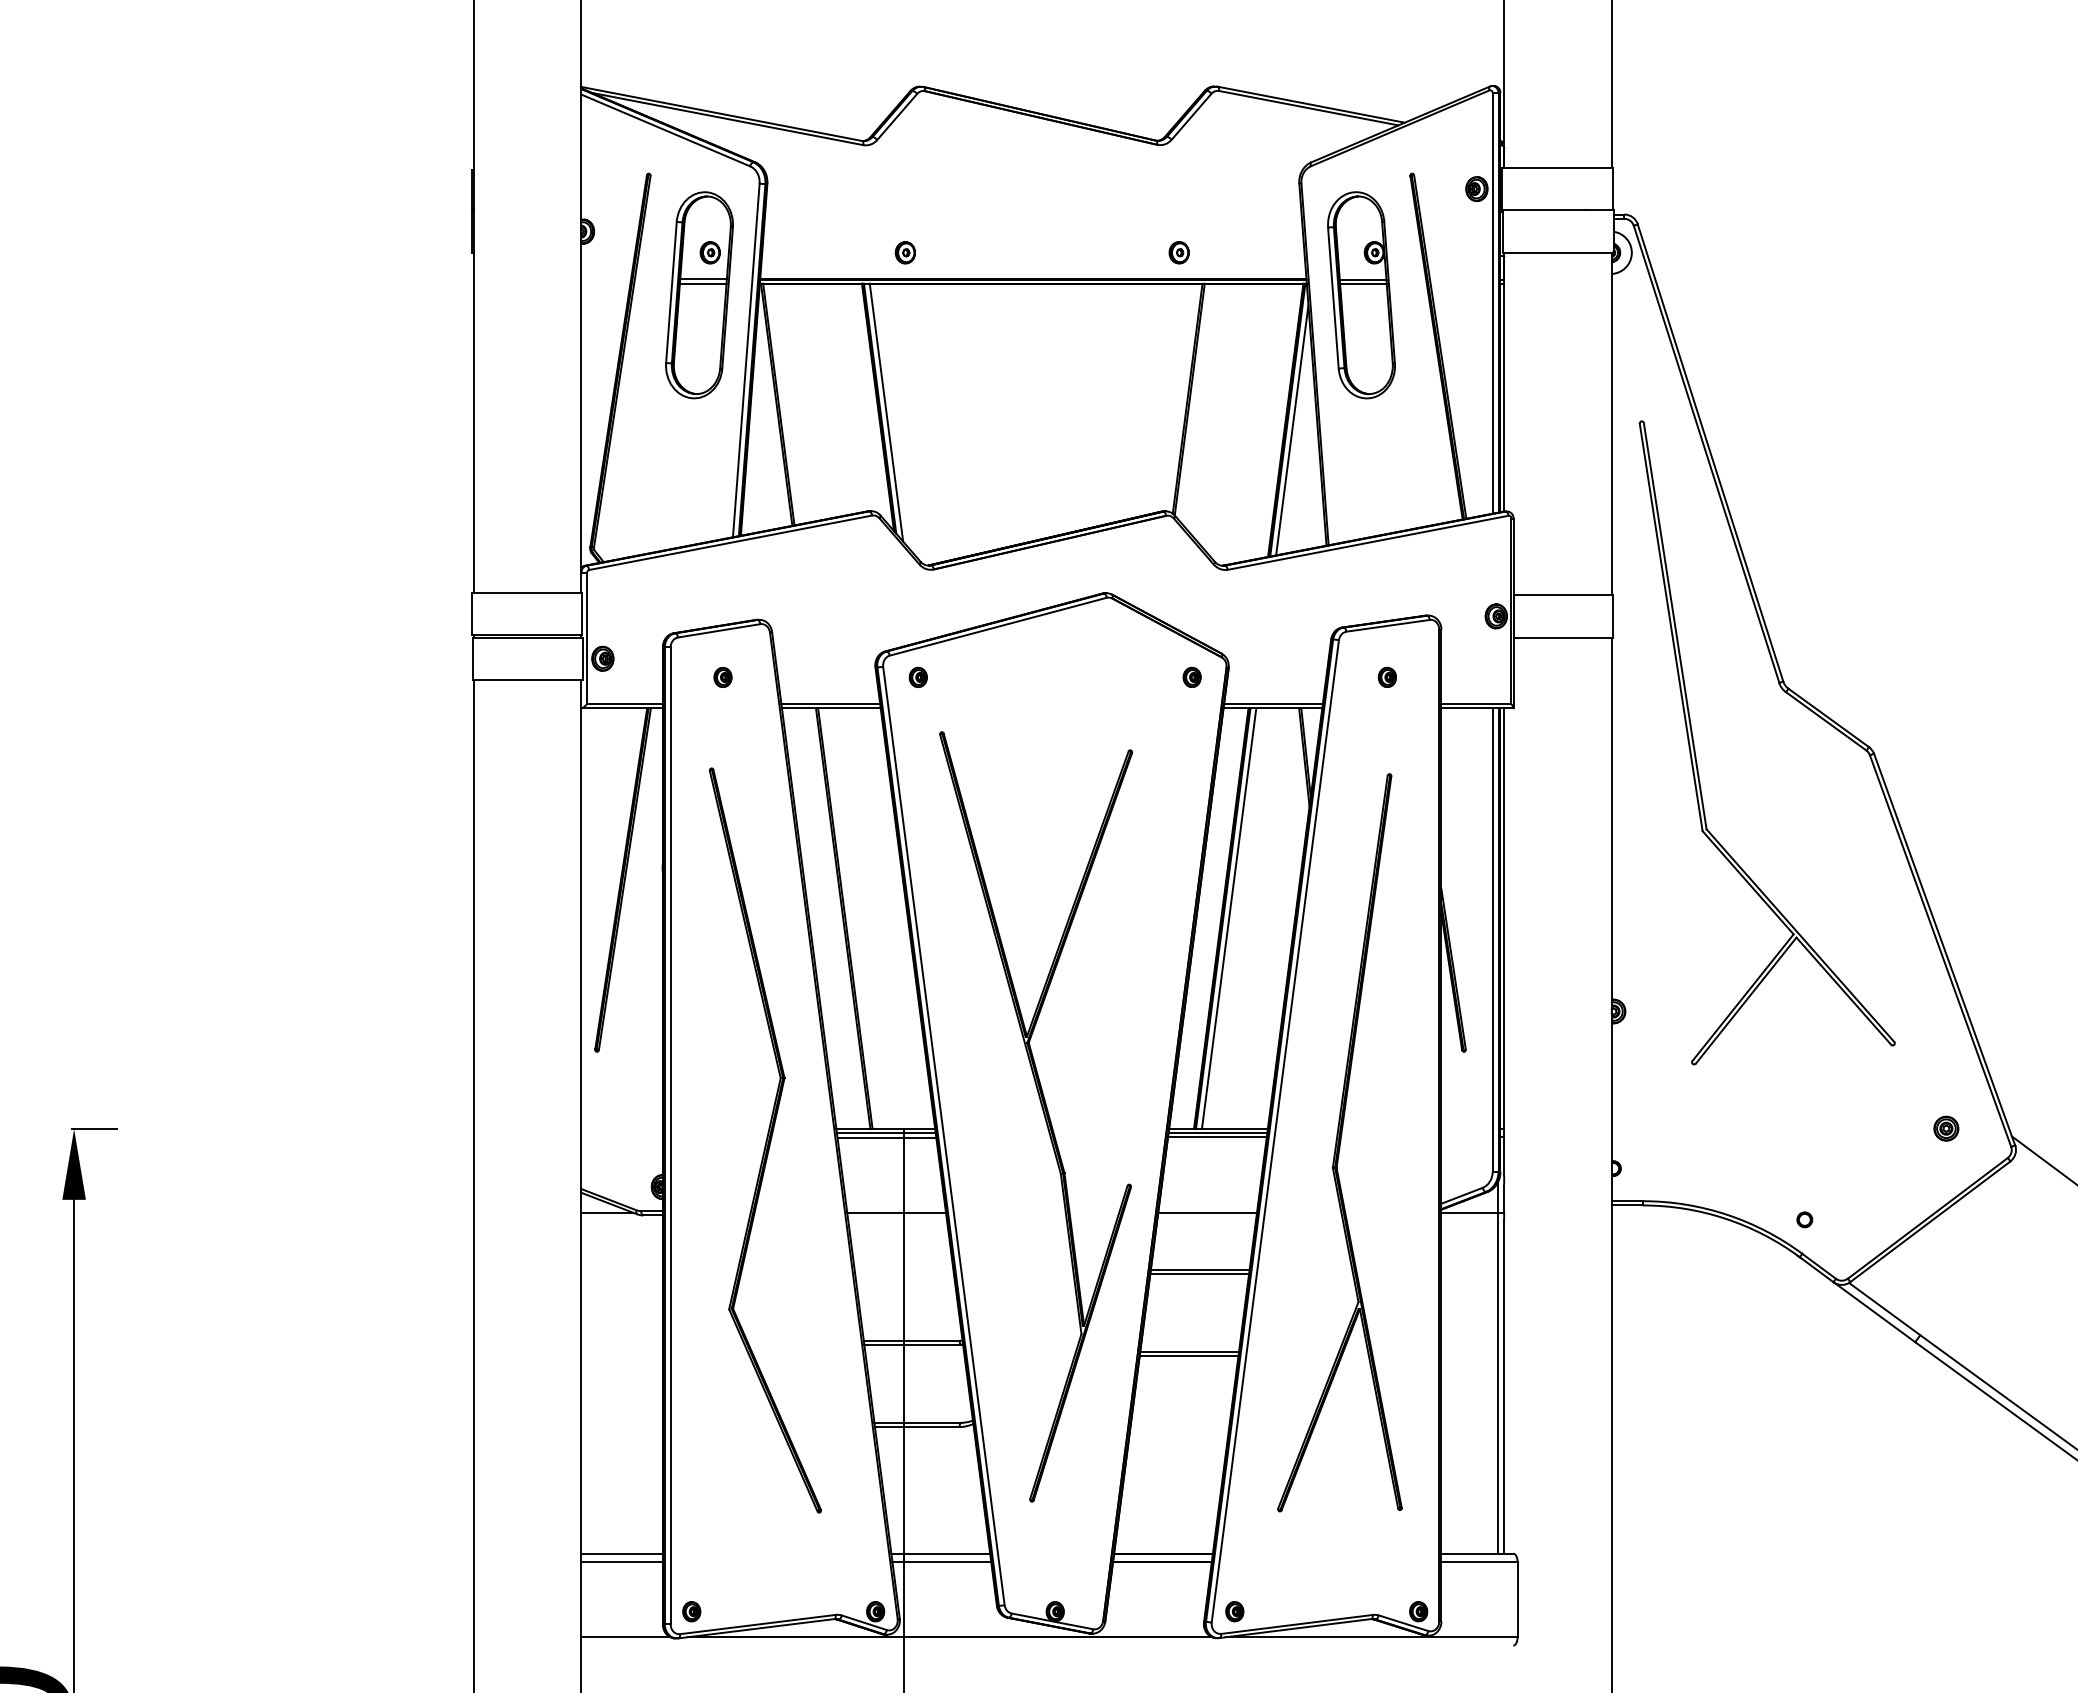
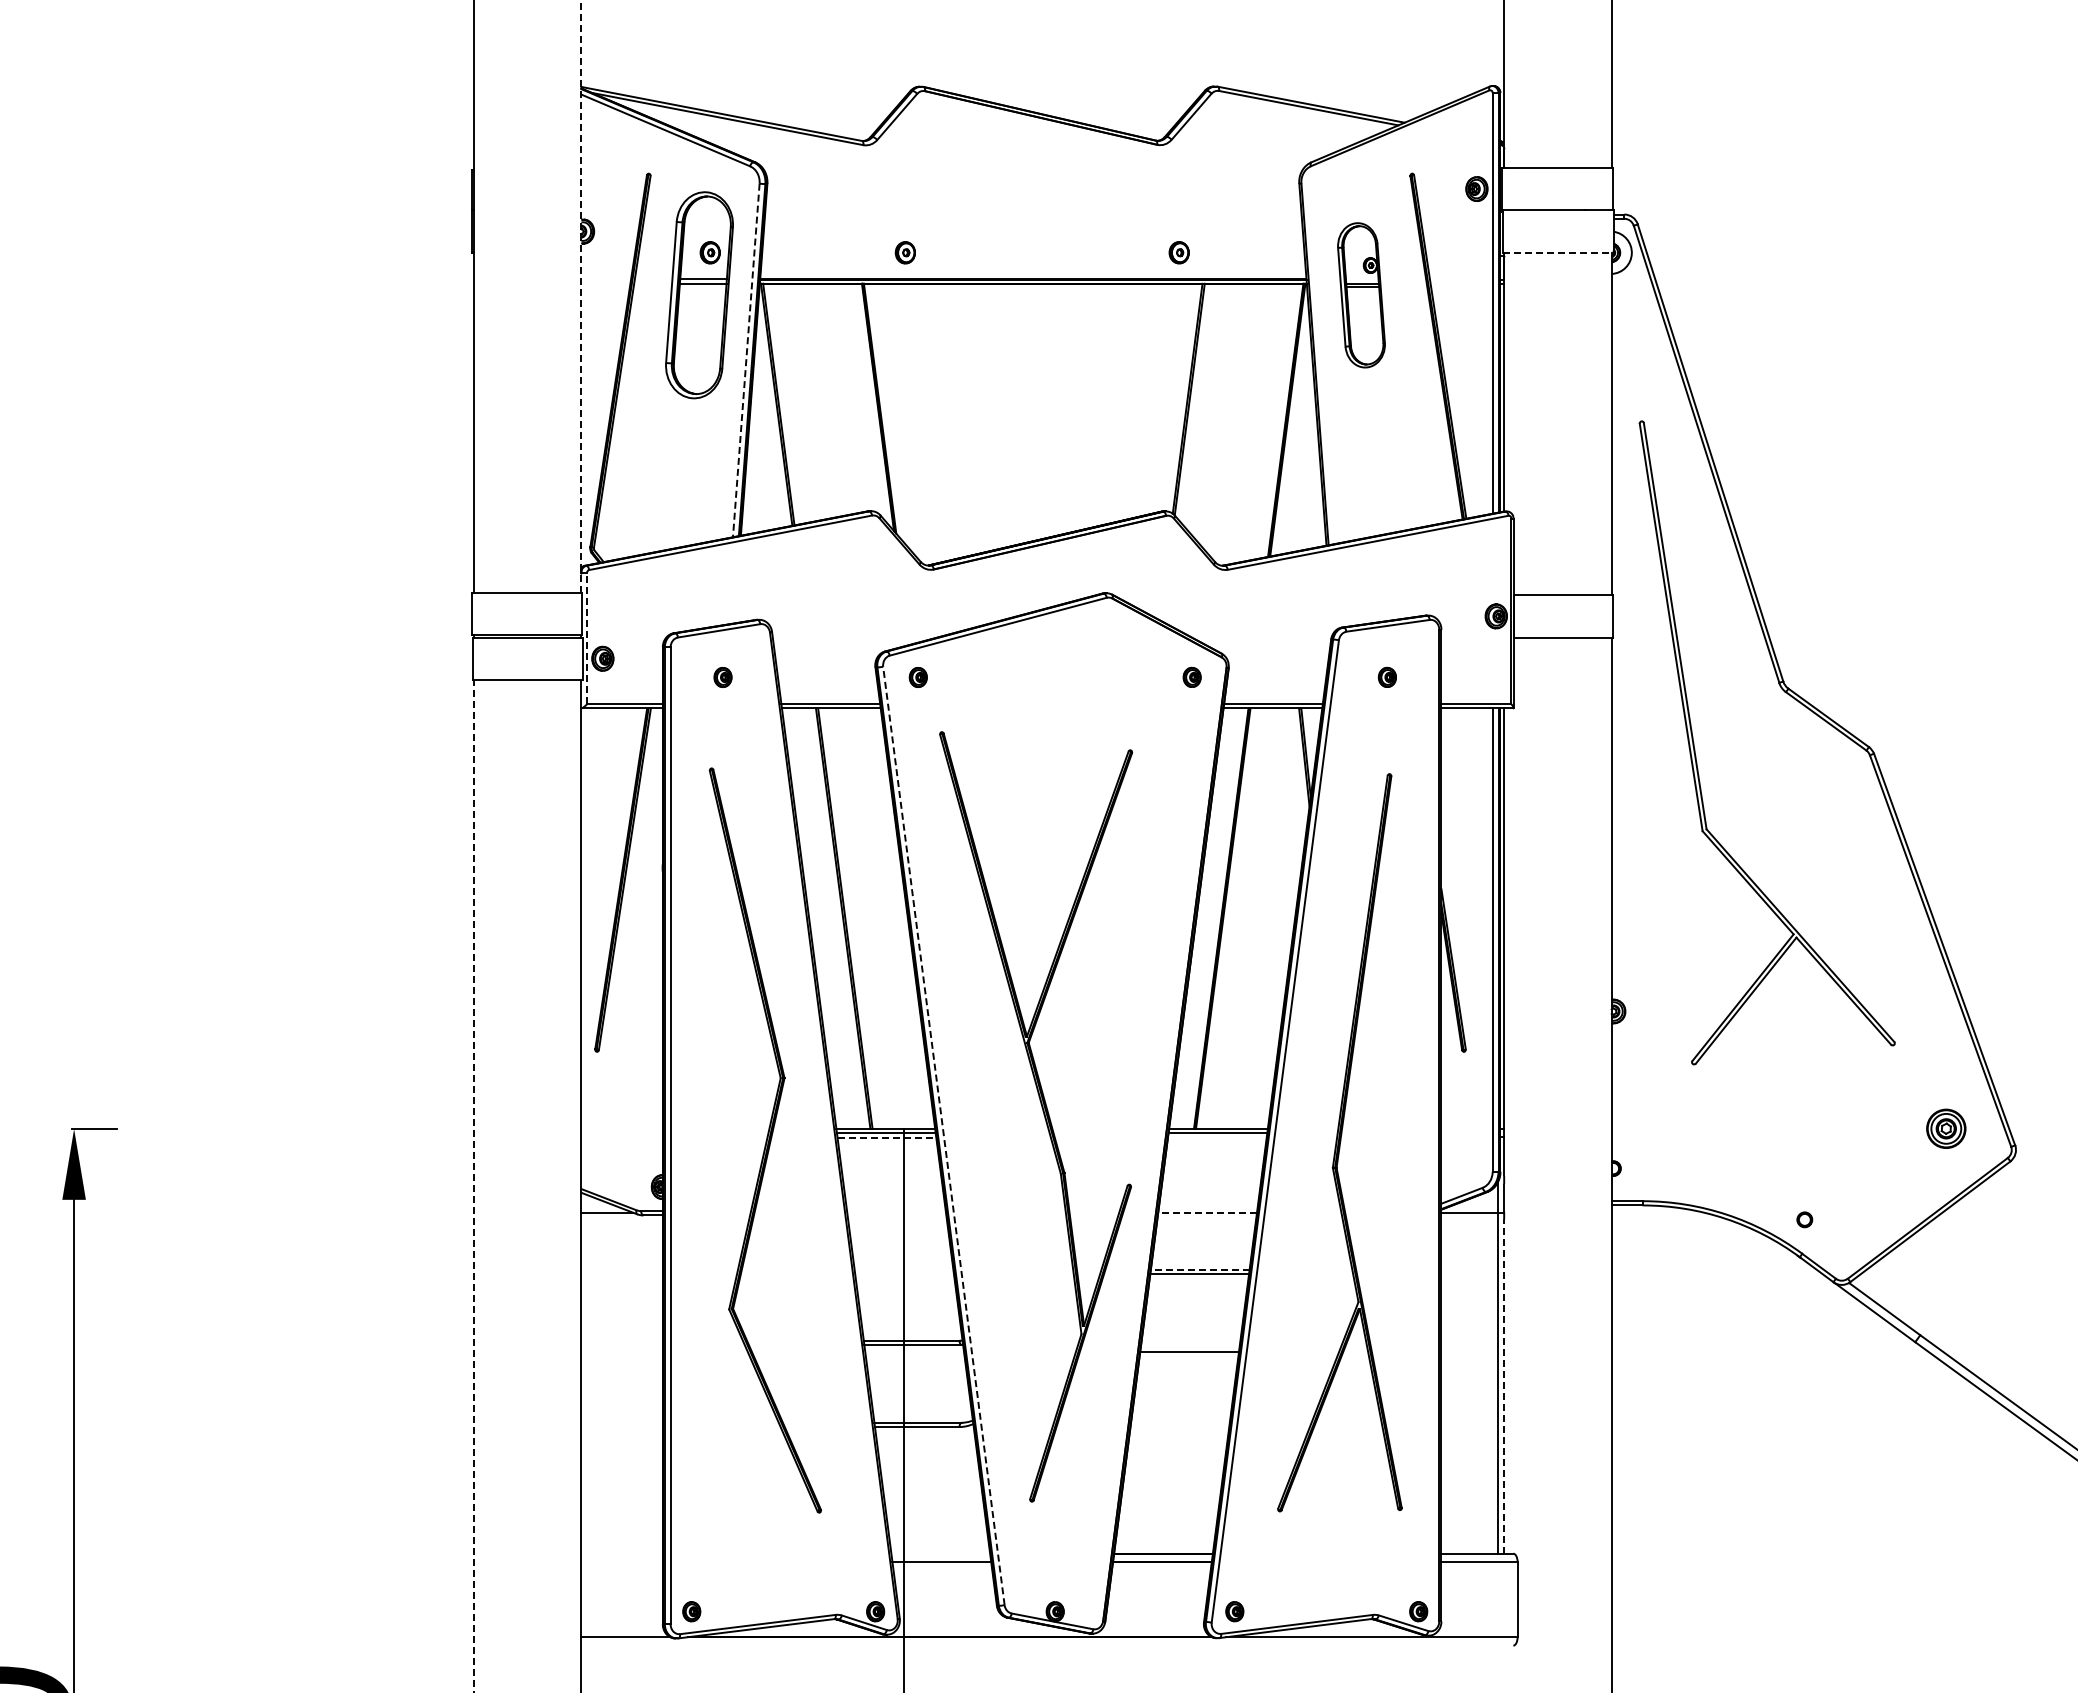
line: solid -> dashed (1558, 252)
part size: 69x209 px -> 49x147 px (1361, 295)
line: solid -> dashed (581, 296)
line: solid -> dashed (746, 361)
line: present -> none (886, 412)
line: present -> none (1292, 430)
line: solid -> dashed (587, 638)
line: present -> none (1228, 918)
part size: 27x27 px -> 41x41 px (1946, 1128)
line: solid -> dashed (943, 1135)
line: solid -> dashed (887, 1137)
line: present -> none (1216, 1137)
line: present -> none (2043, 1159)
line: solid -> dashed (473, 1186)
line: present -> none (896, 1212)
line: solid -> dashed (1207, 1212)
line: solid -> dashed (1199, 1269)
line: present -> none (1188, 1356)
line: solid -> dashed (1504, 1386)
line: present -> none (621, 1553)
line: present -> none (940, 1553)
line: present -> none (621, 1562)
